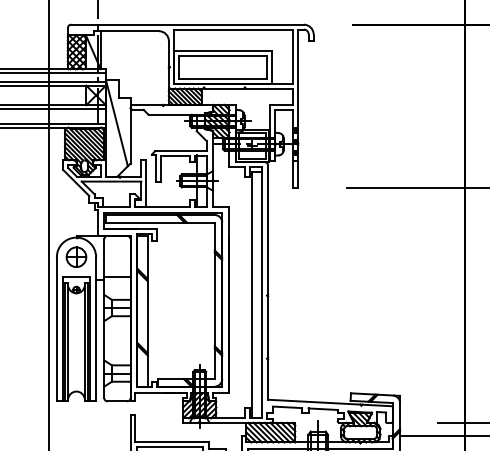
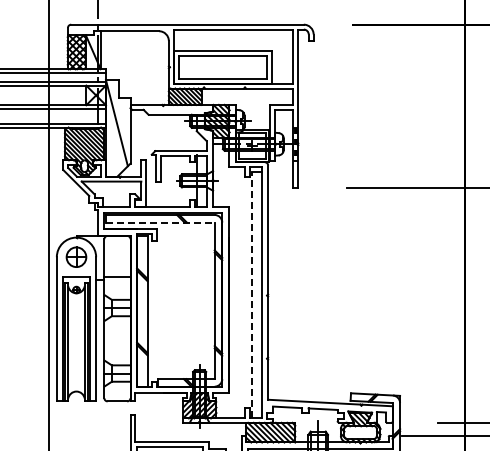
line: solid -> dashed (160, 222)
line: solid -> dashed (251, 294)
